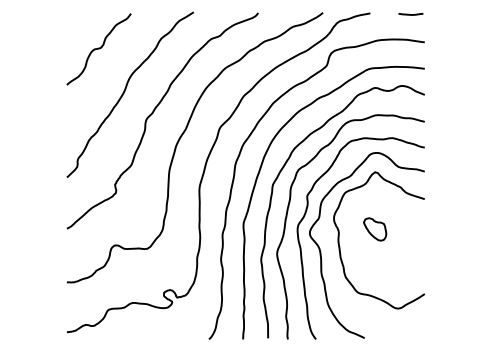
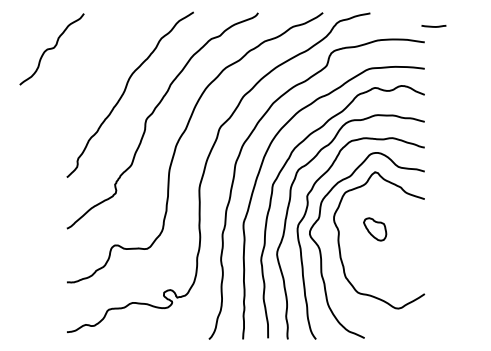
line position: (410, 14) -> (433, 26) (433, 26)
curve position: (98, 49) -> (51, 49) (51, 49)
